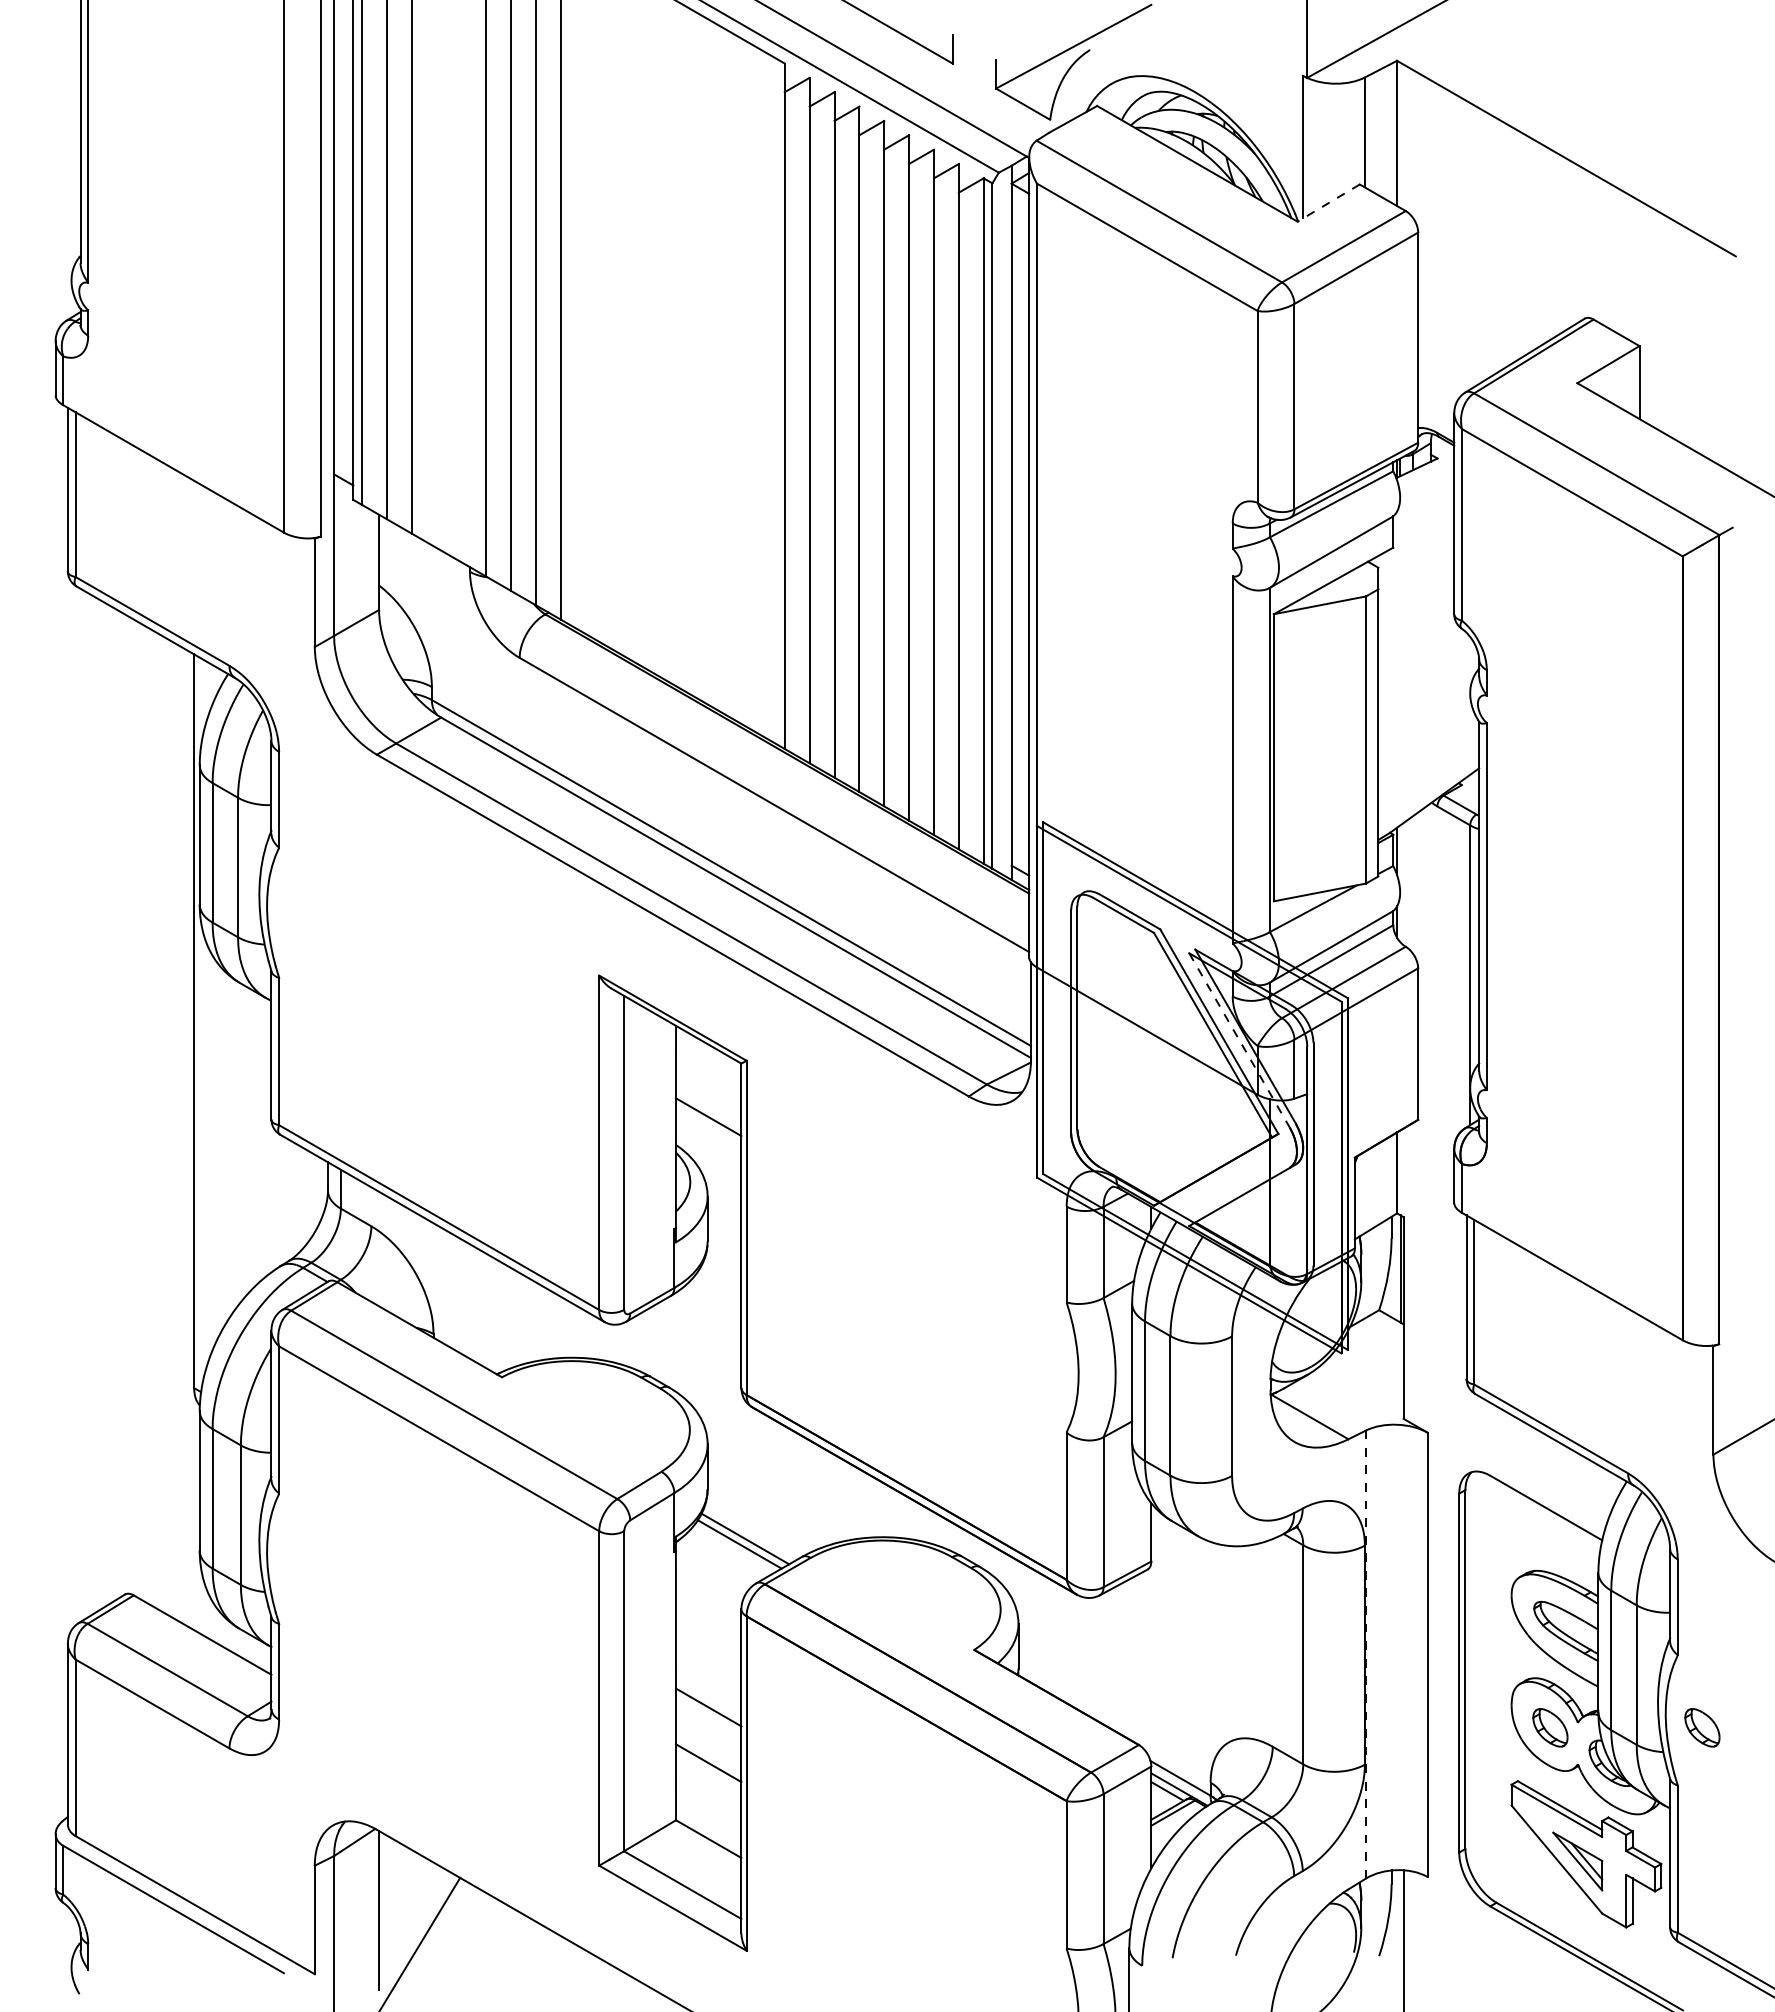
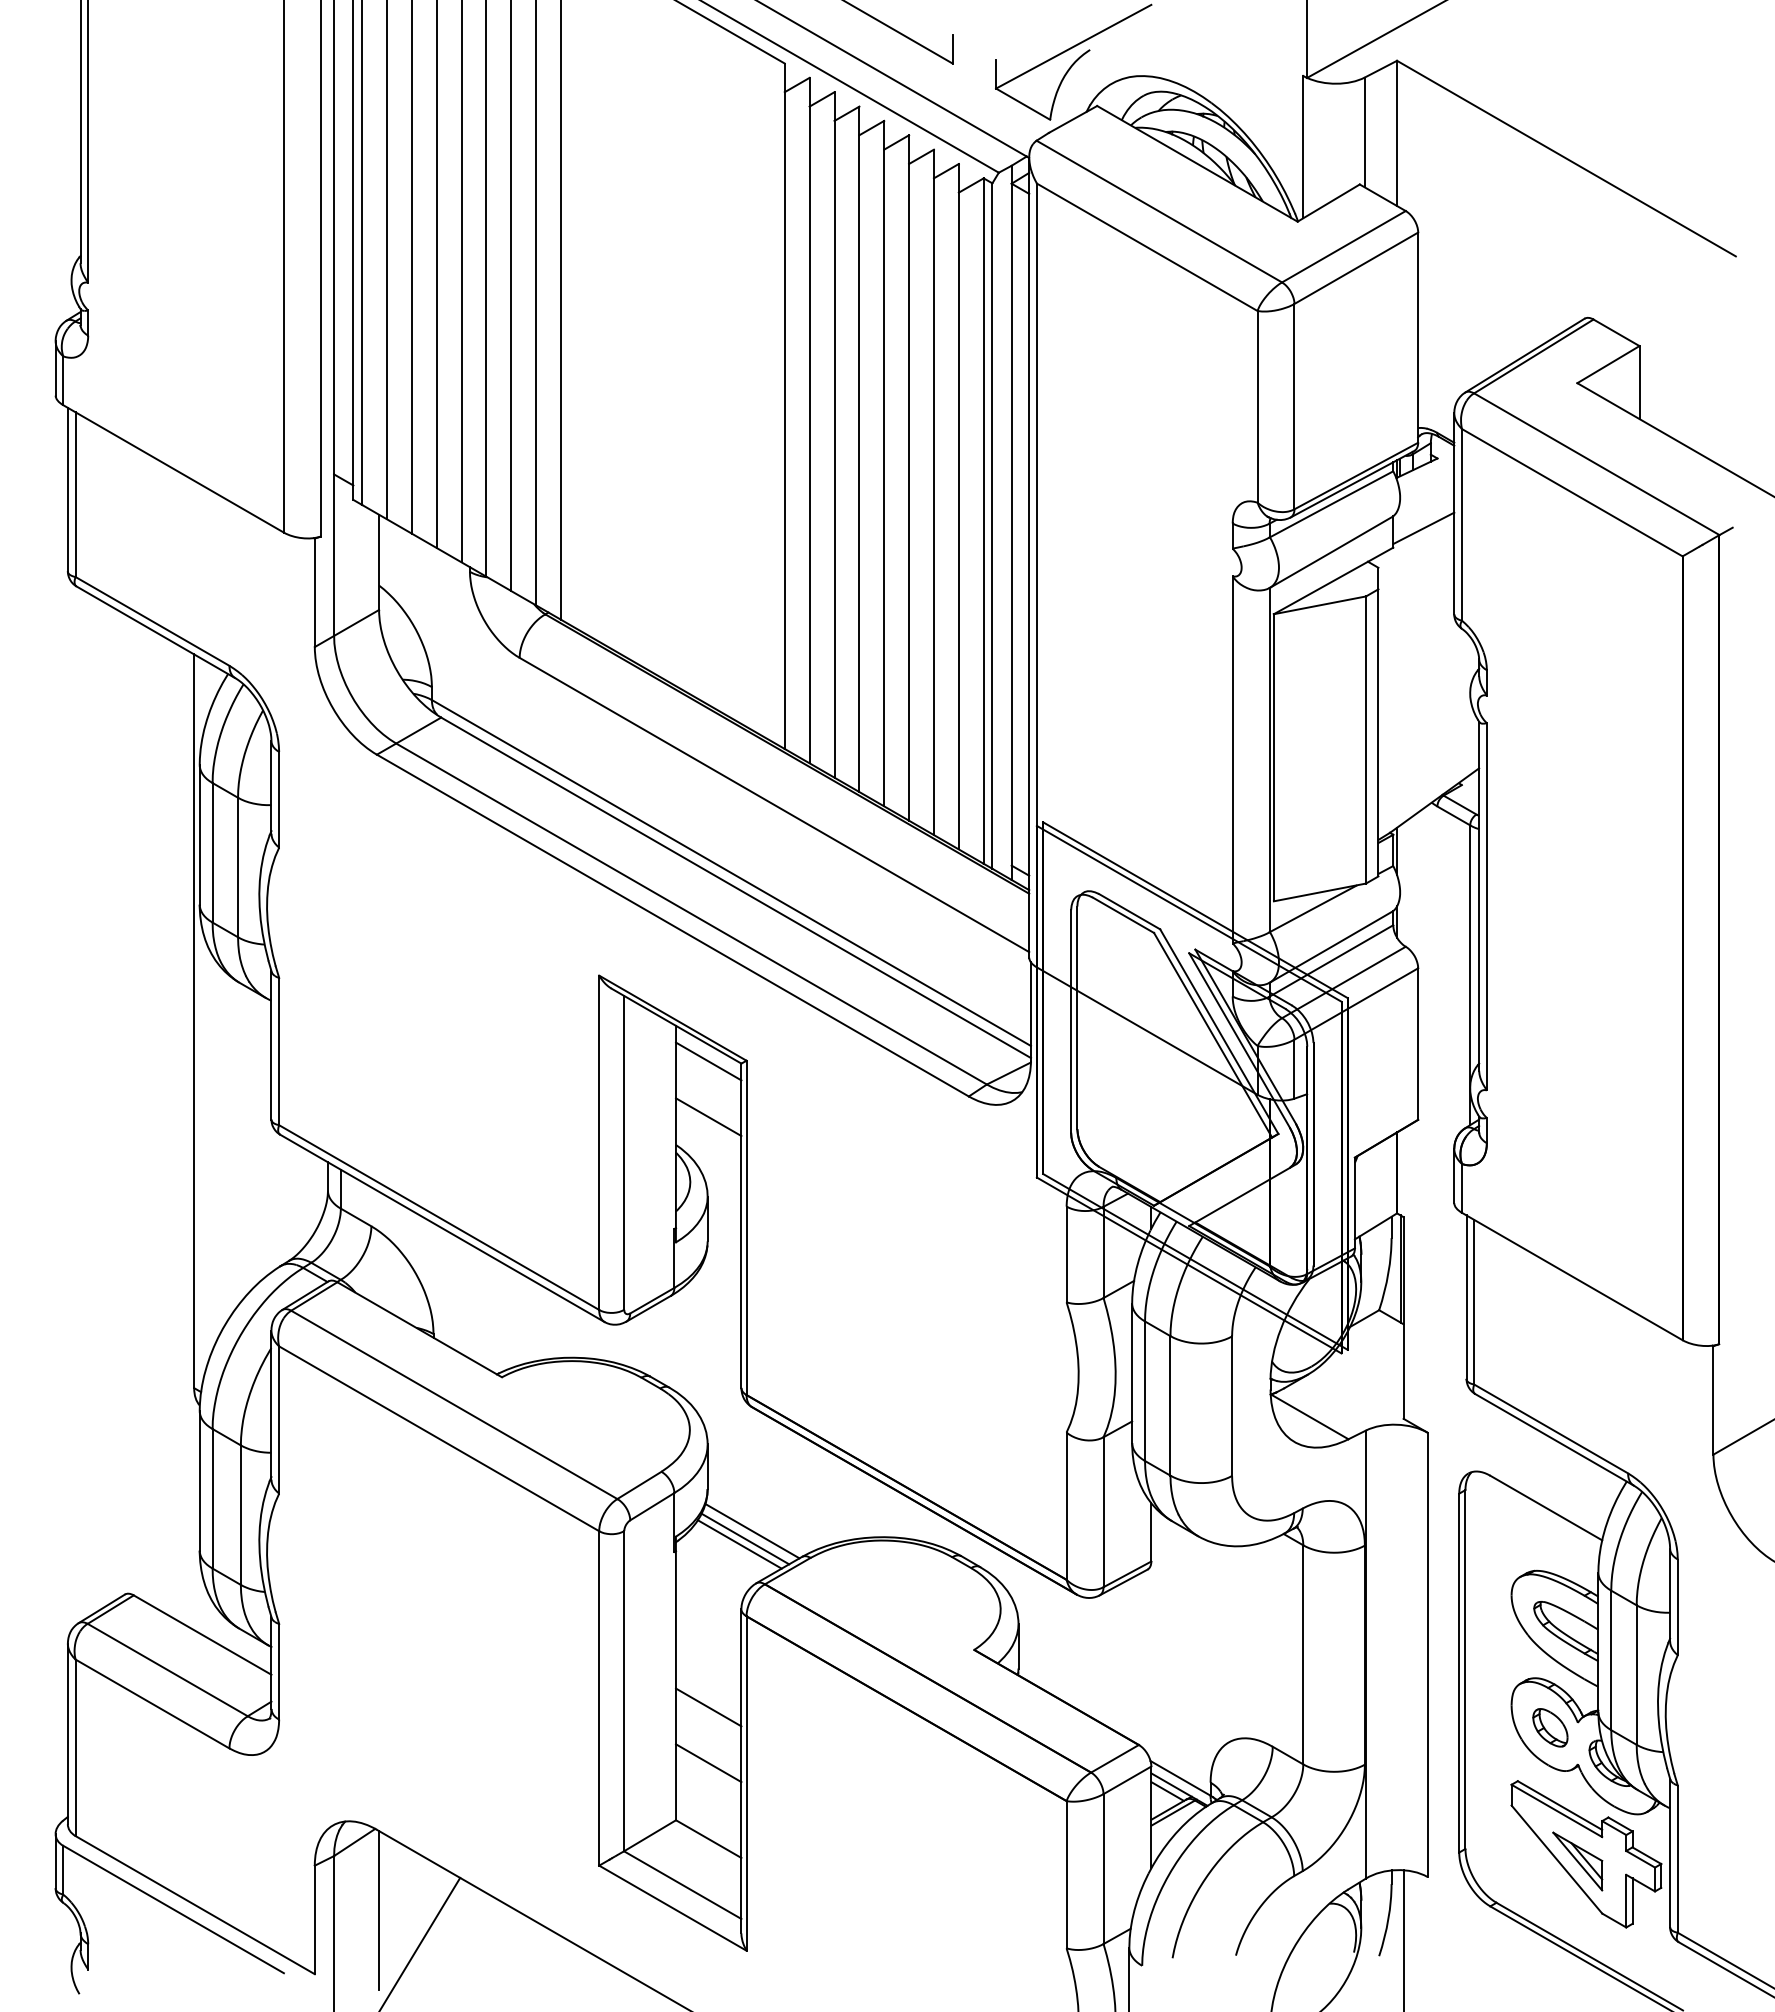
line: dashed -> solid (1328, 203)
line: none -> present (436, 275)
line: none -> present (461, 282)
line: none -> present (1423, 528)
line: dashed -> solid (1239, 1040)
line: none -> present (708, 1061)
line: none -> present (752, 1531)
line: dashed -> solid (1366, 1654)
part: present -> none (1702, 1727)
